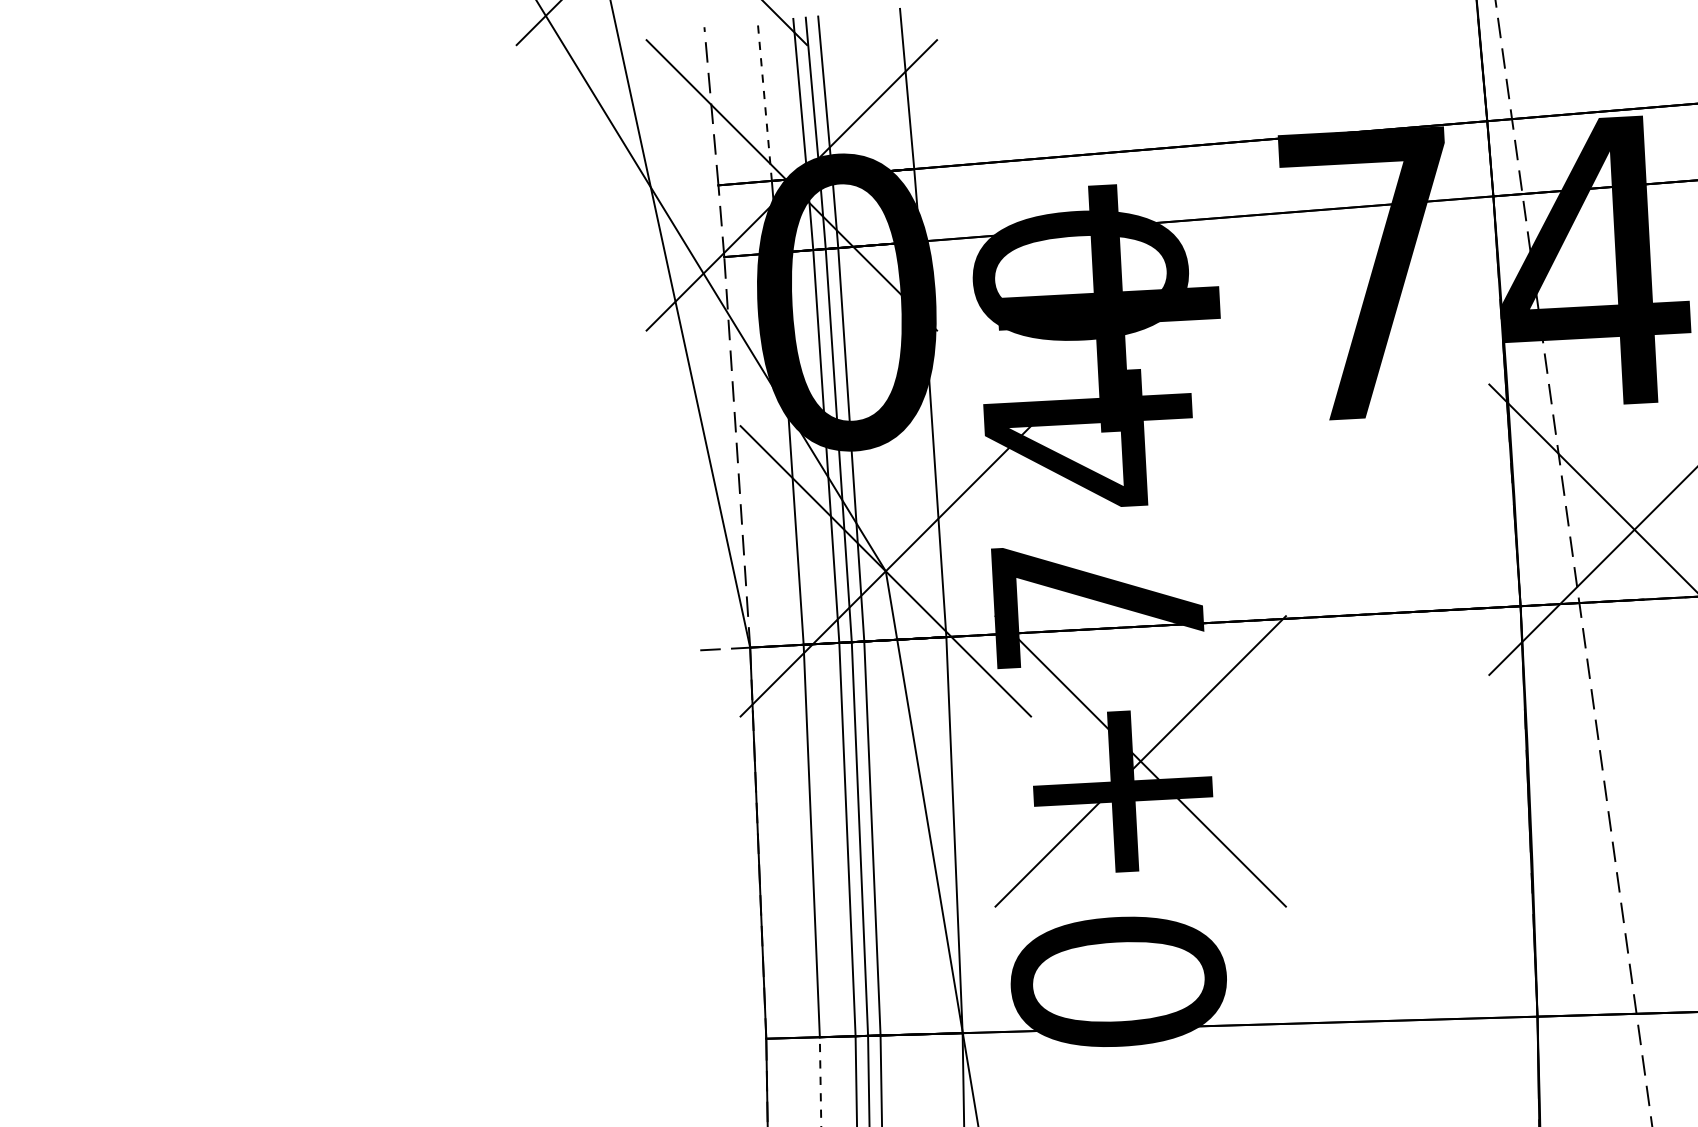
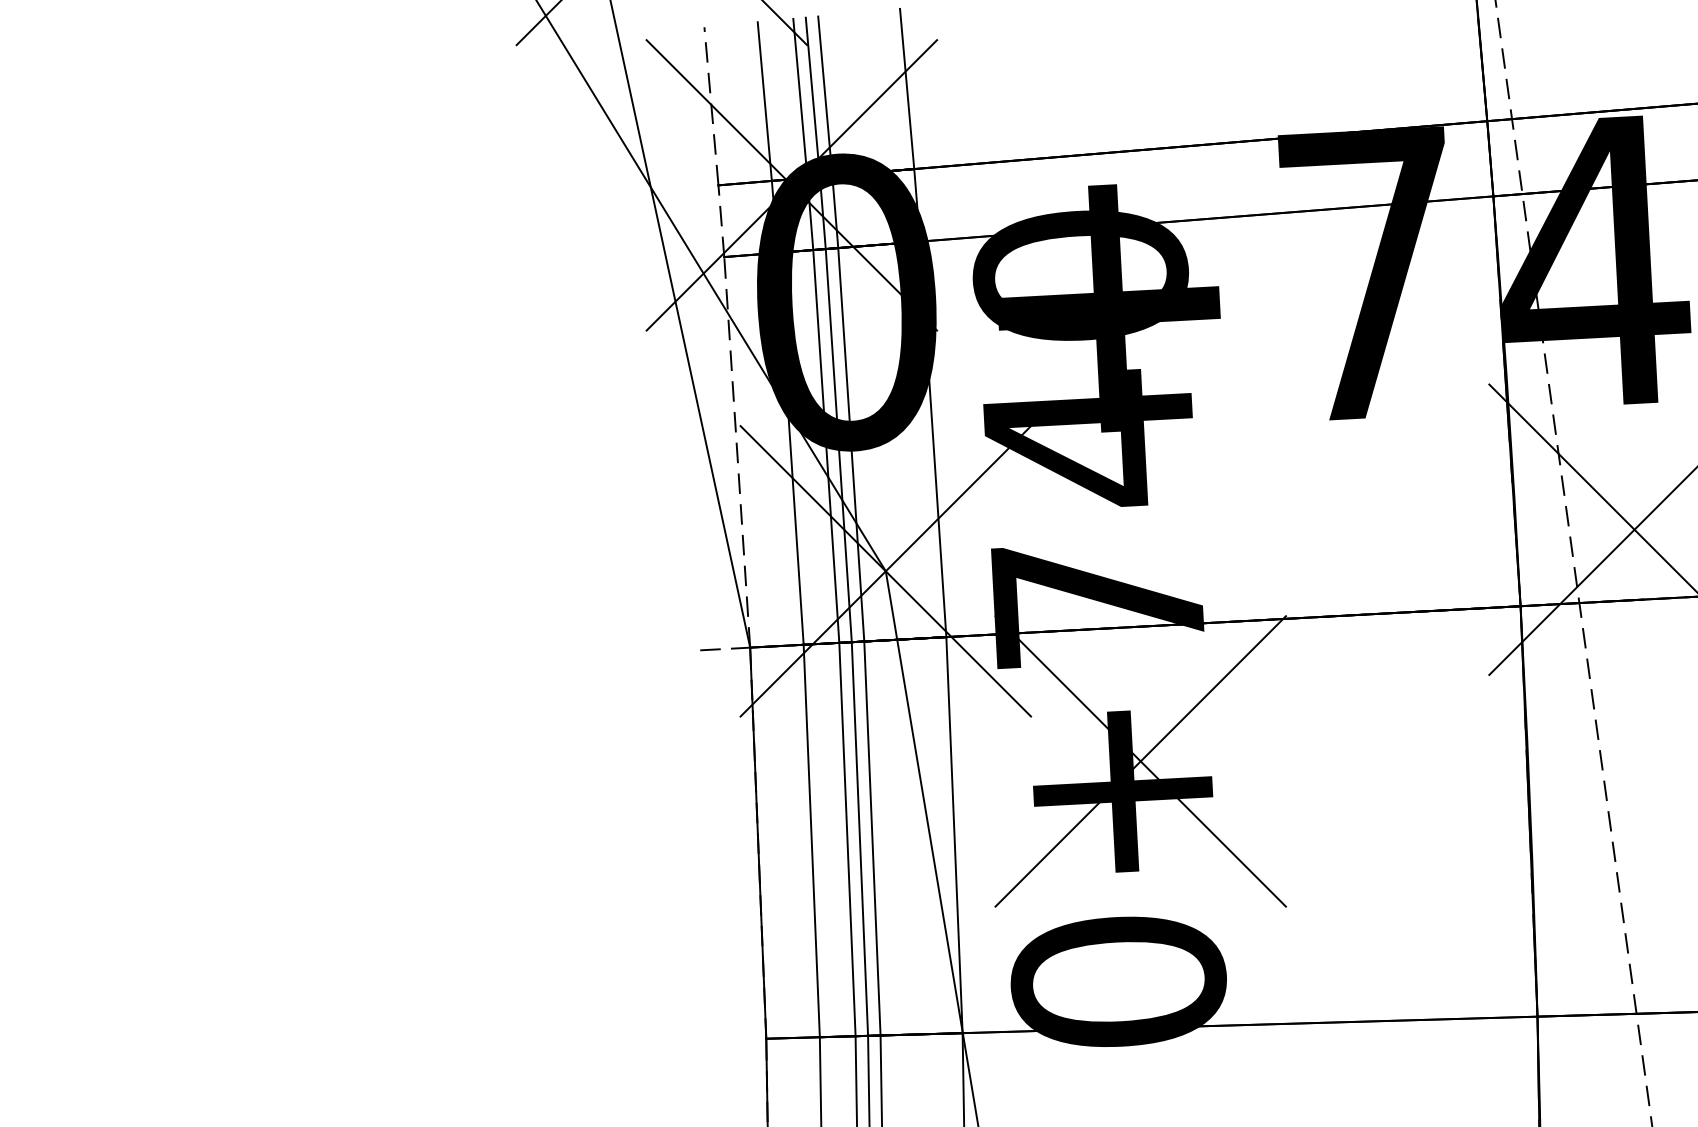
line: dashed -> solid (764, 101)
line: dashed -> solid (820, 1081)
